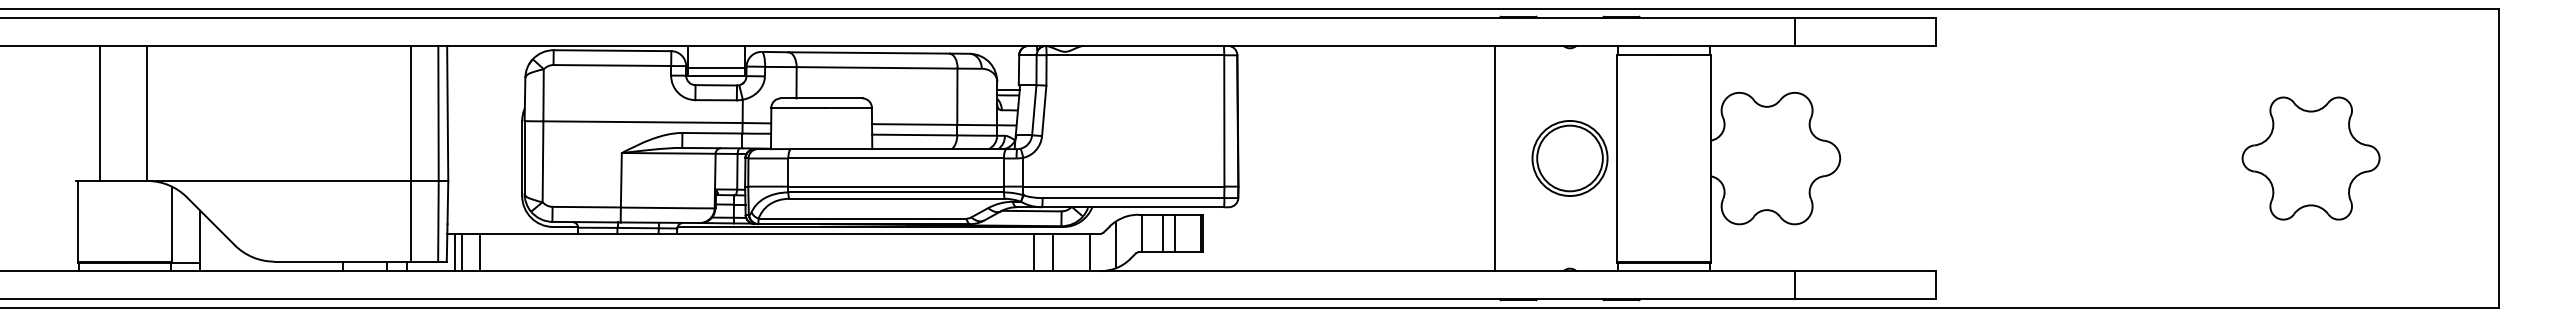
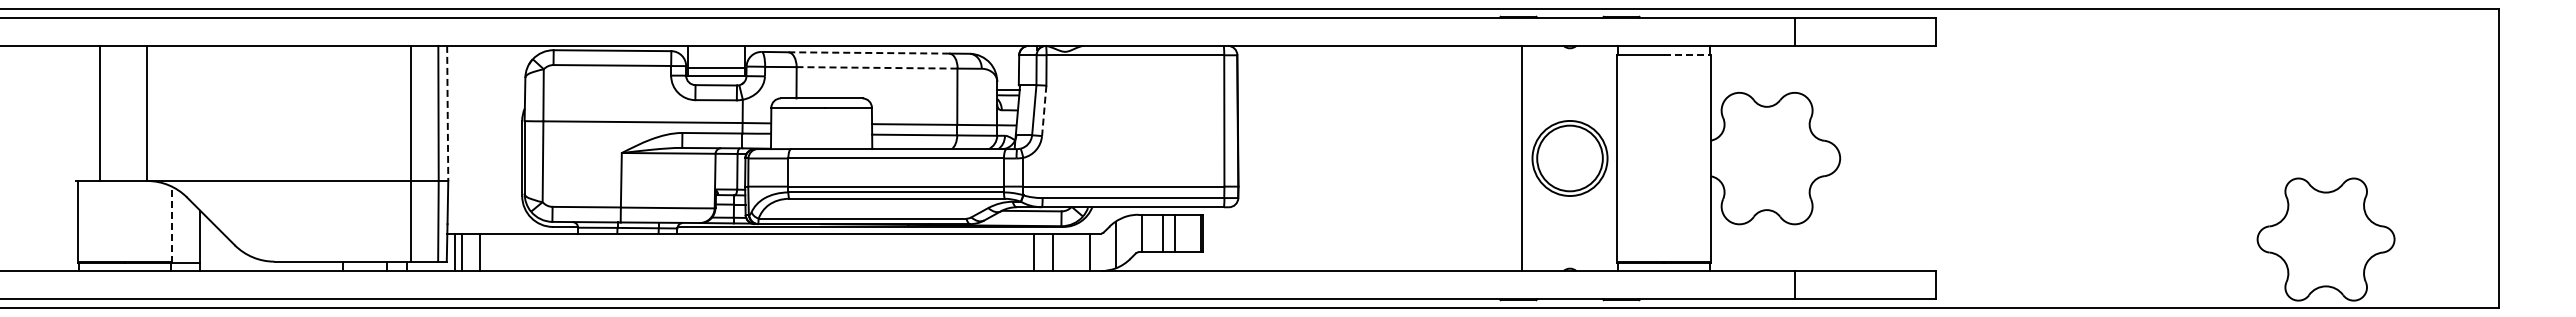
line: solid -> dashed (869, 52)
line: solid -> dashed (1687, 55)
line: solid -> dashed (876, 67)
line: solid -> dashed (1044, 111)
line: solid -> dashed (447, 113)
line position: (1494, 158) -> (1521, 158) (1521, 158)
part position: (2310, 158) -> (2325, 239) (2325, 239)
line: solid -> dashed (172, 224)
